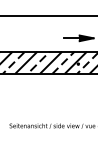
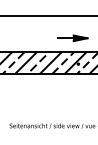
part position: (78, 38) -> (72, 38) (72, 38)
